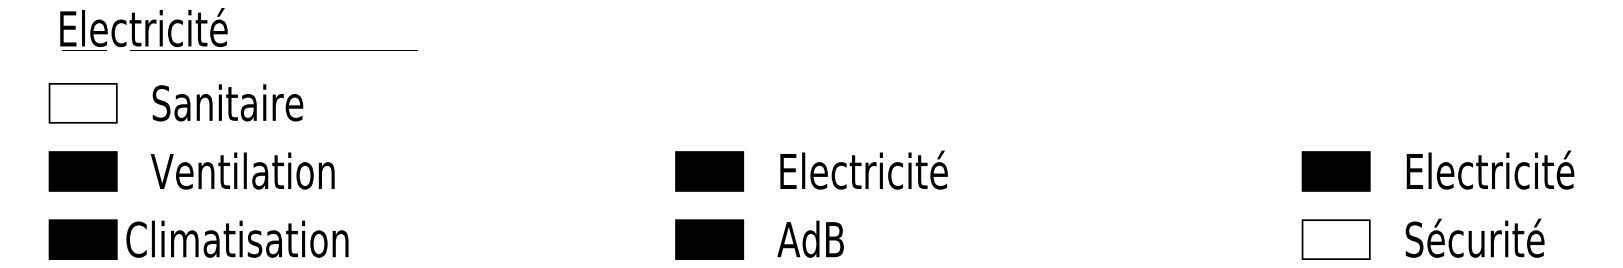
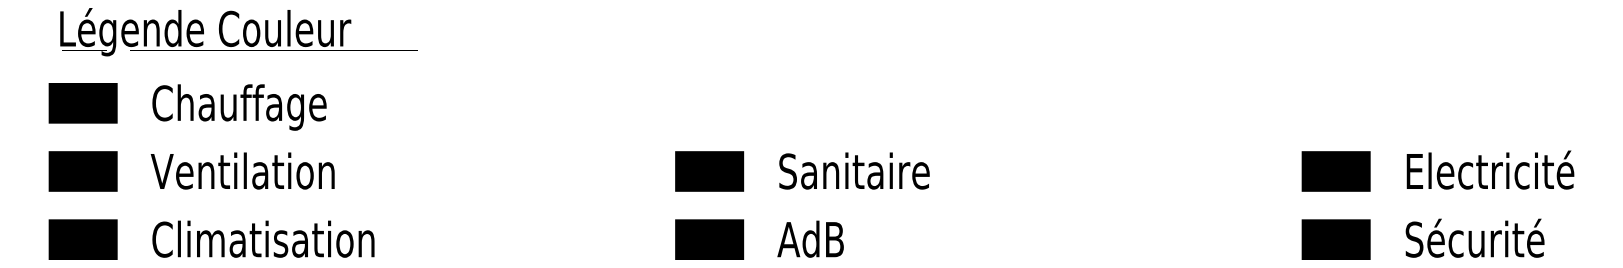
text: Electricité -> Légende Couleur (207, 32)
fill: none -> present (82, 102)
text: Sanitaire -> Chauffage (239, 107)
text: Electricité -> Sanitaire (863, 169)
text position: (237, 238) -> (263, 238) (263, 238)
fill: none -> present (1335, 239)
